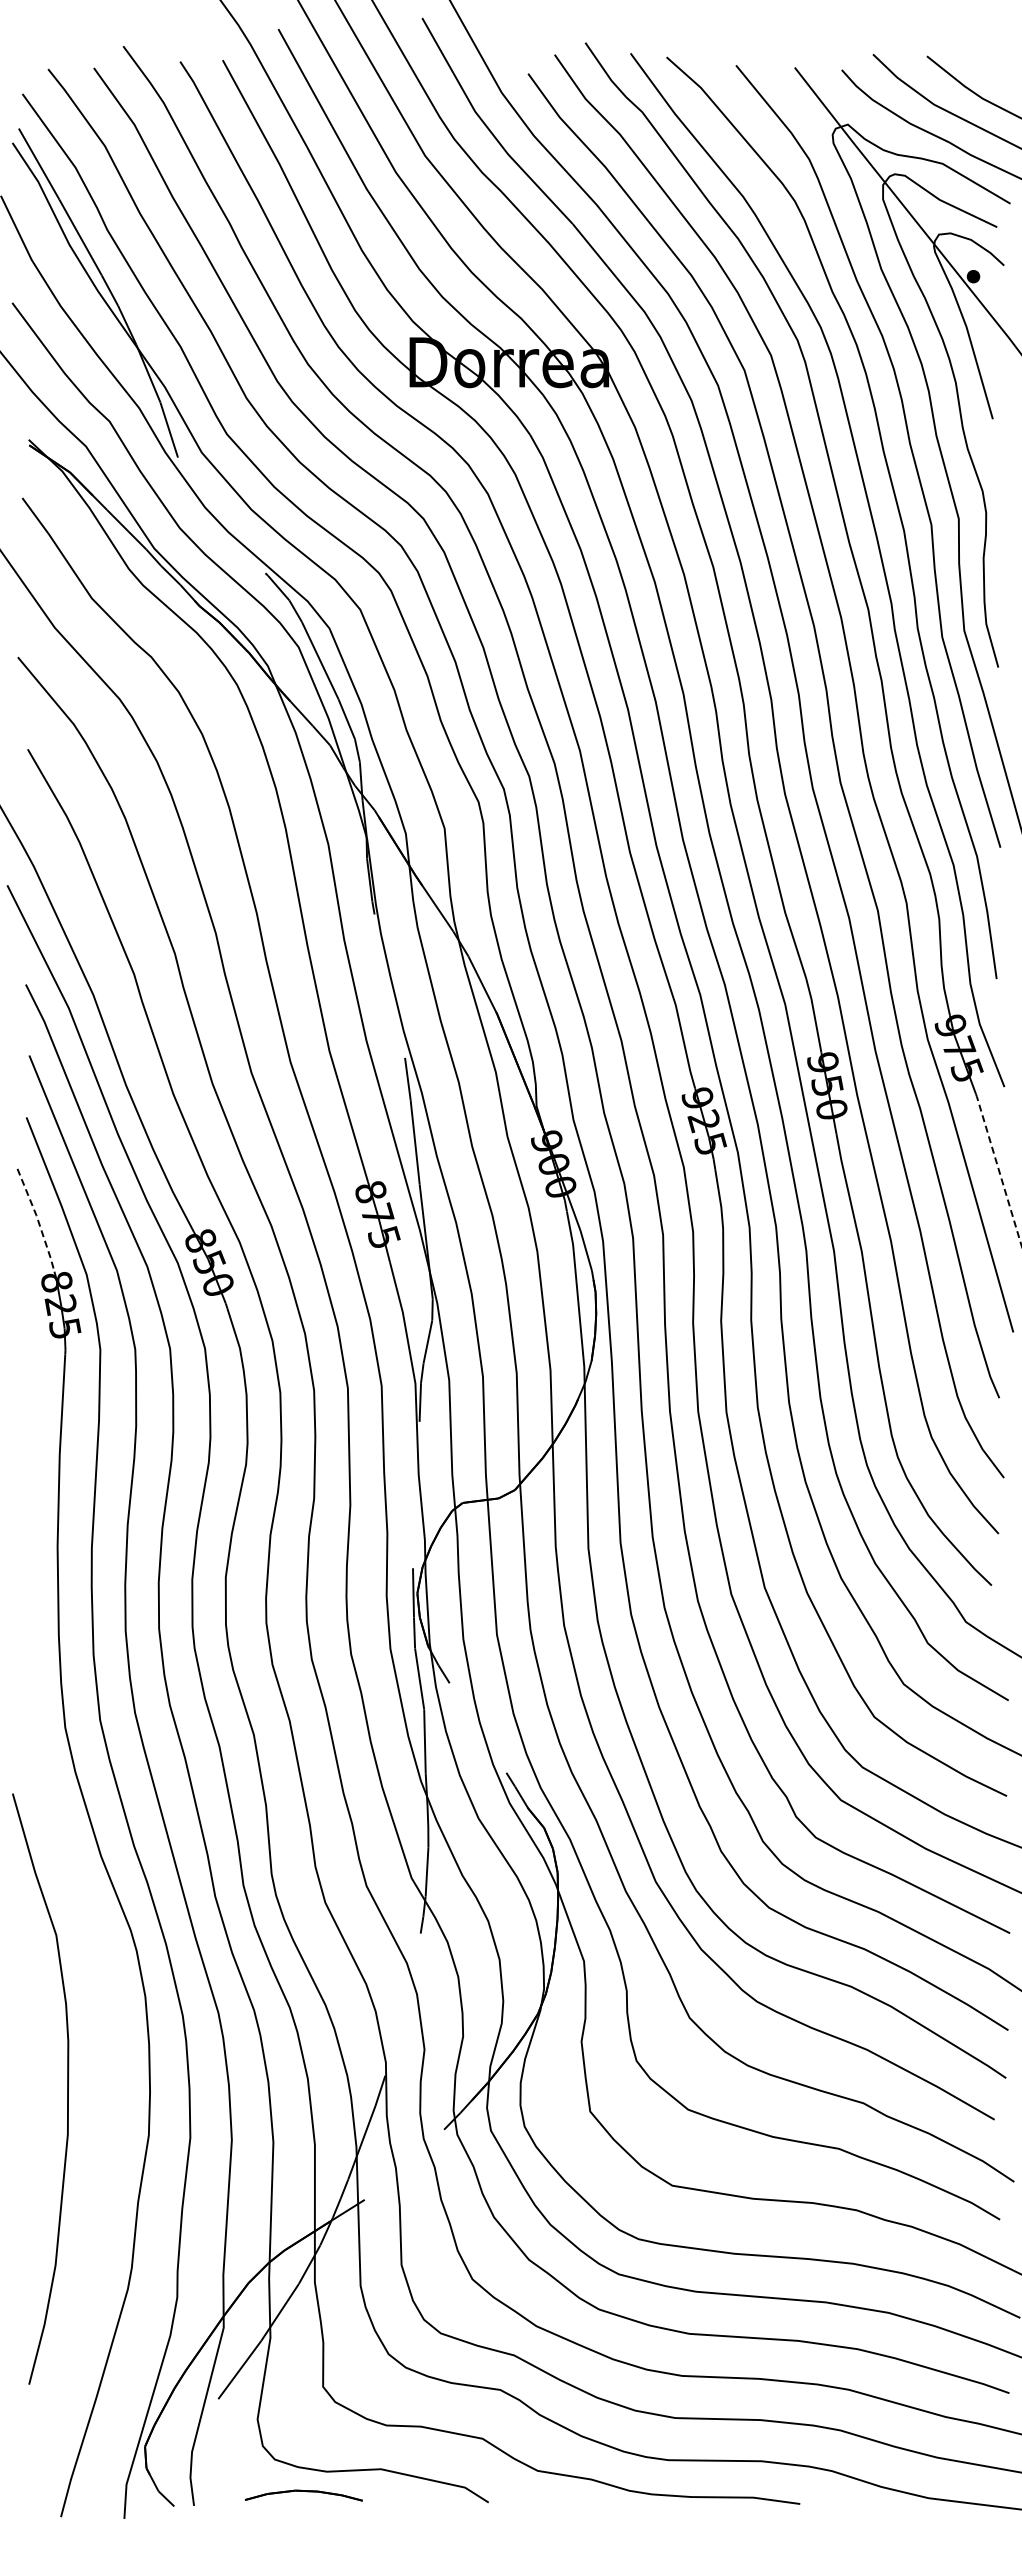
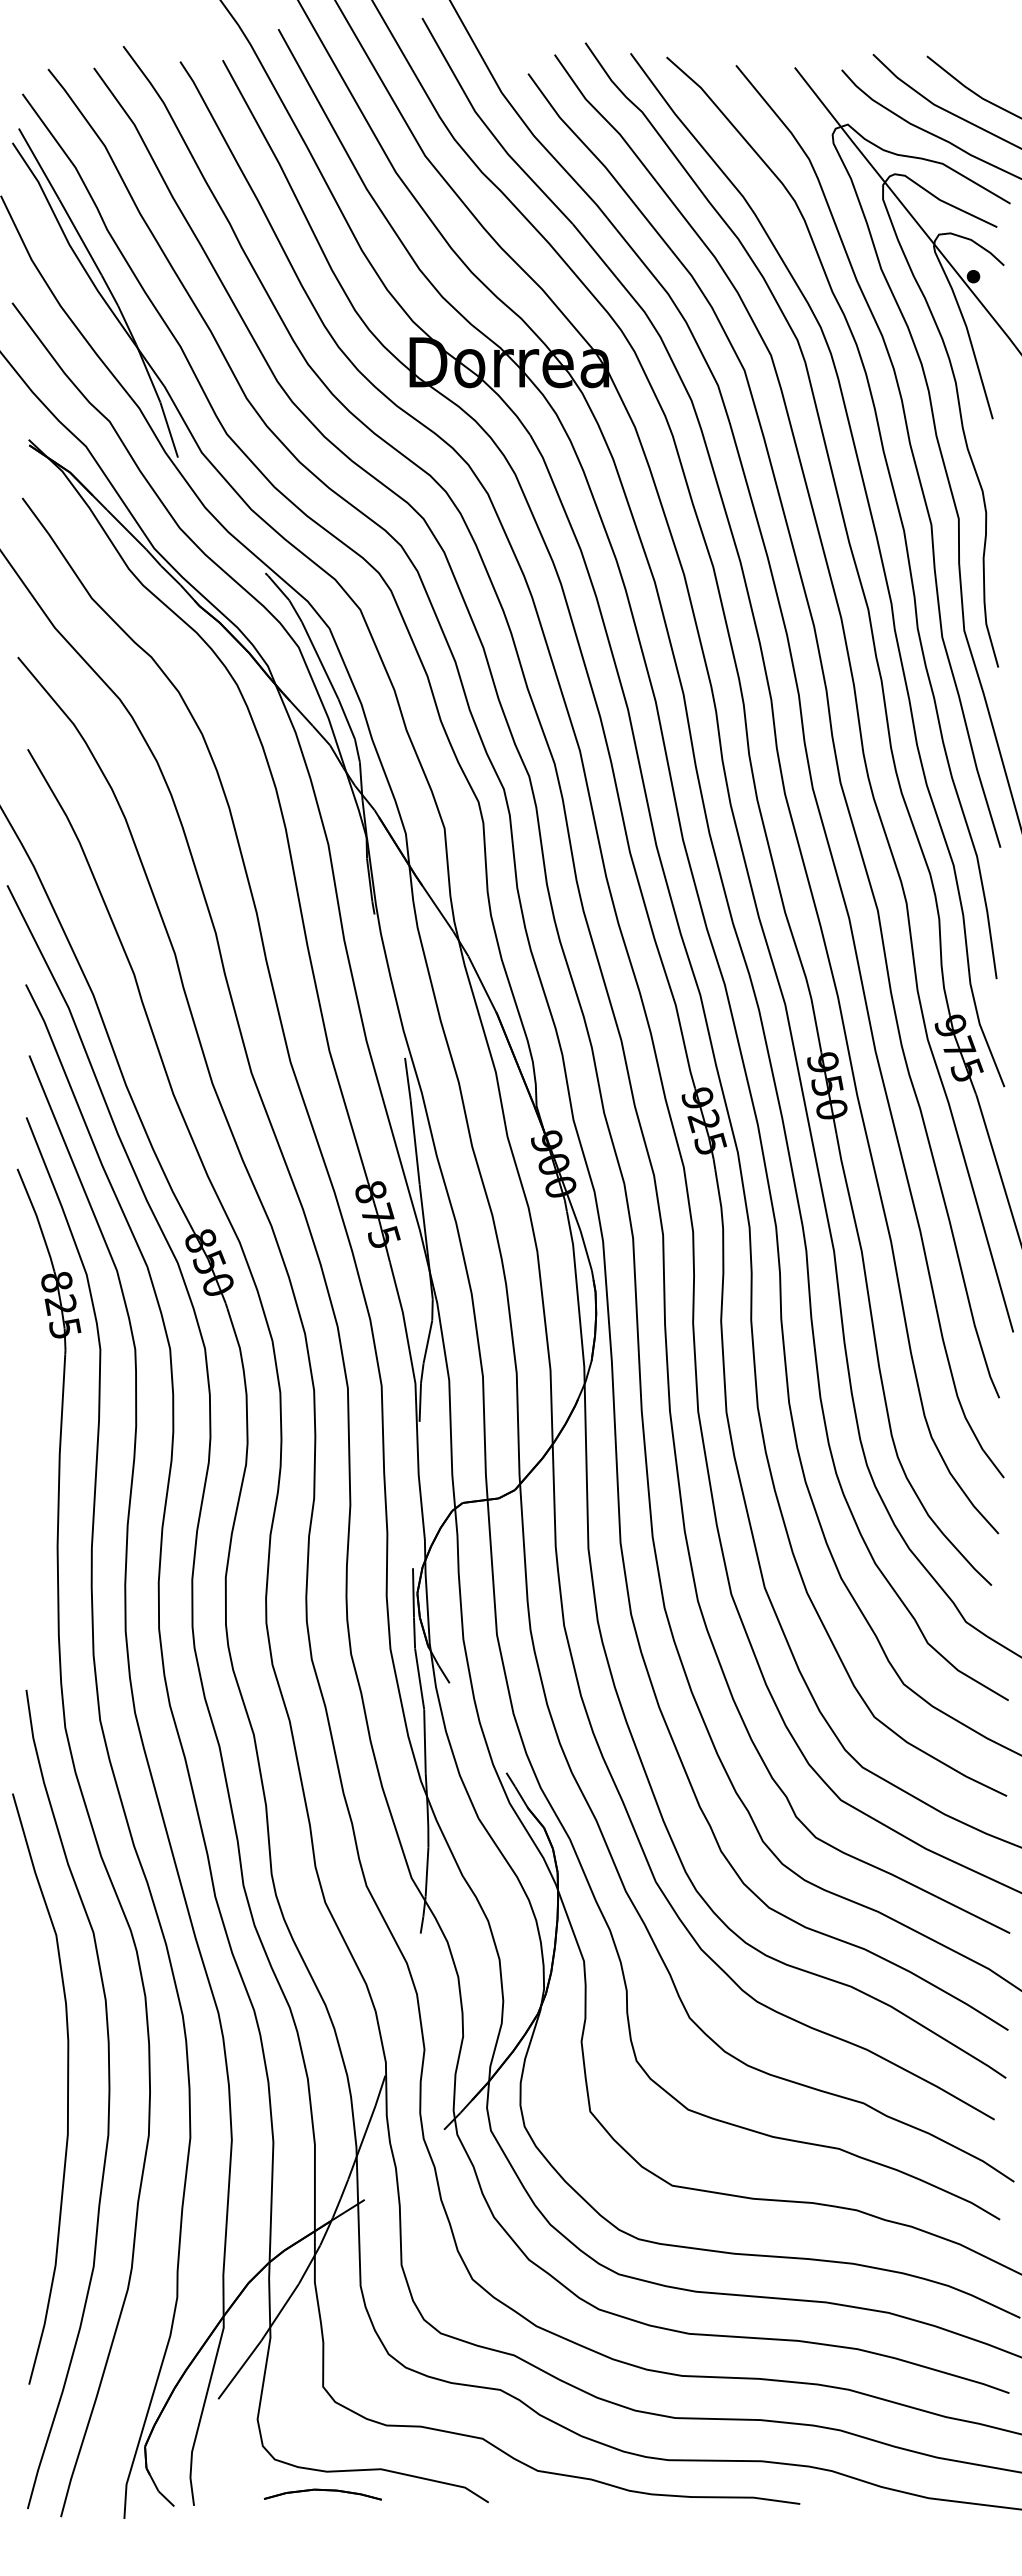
line: dashed -> solid (998, 1170)
line: dashed -> solid (37, 1220)
curve: none -> present (108, 2099)
part position: (303, 2495) -> (322, 2494) (322, 2494)
